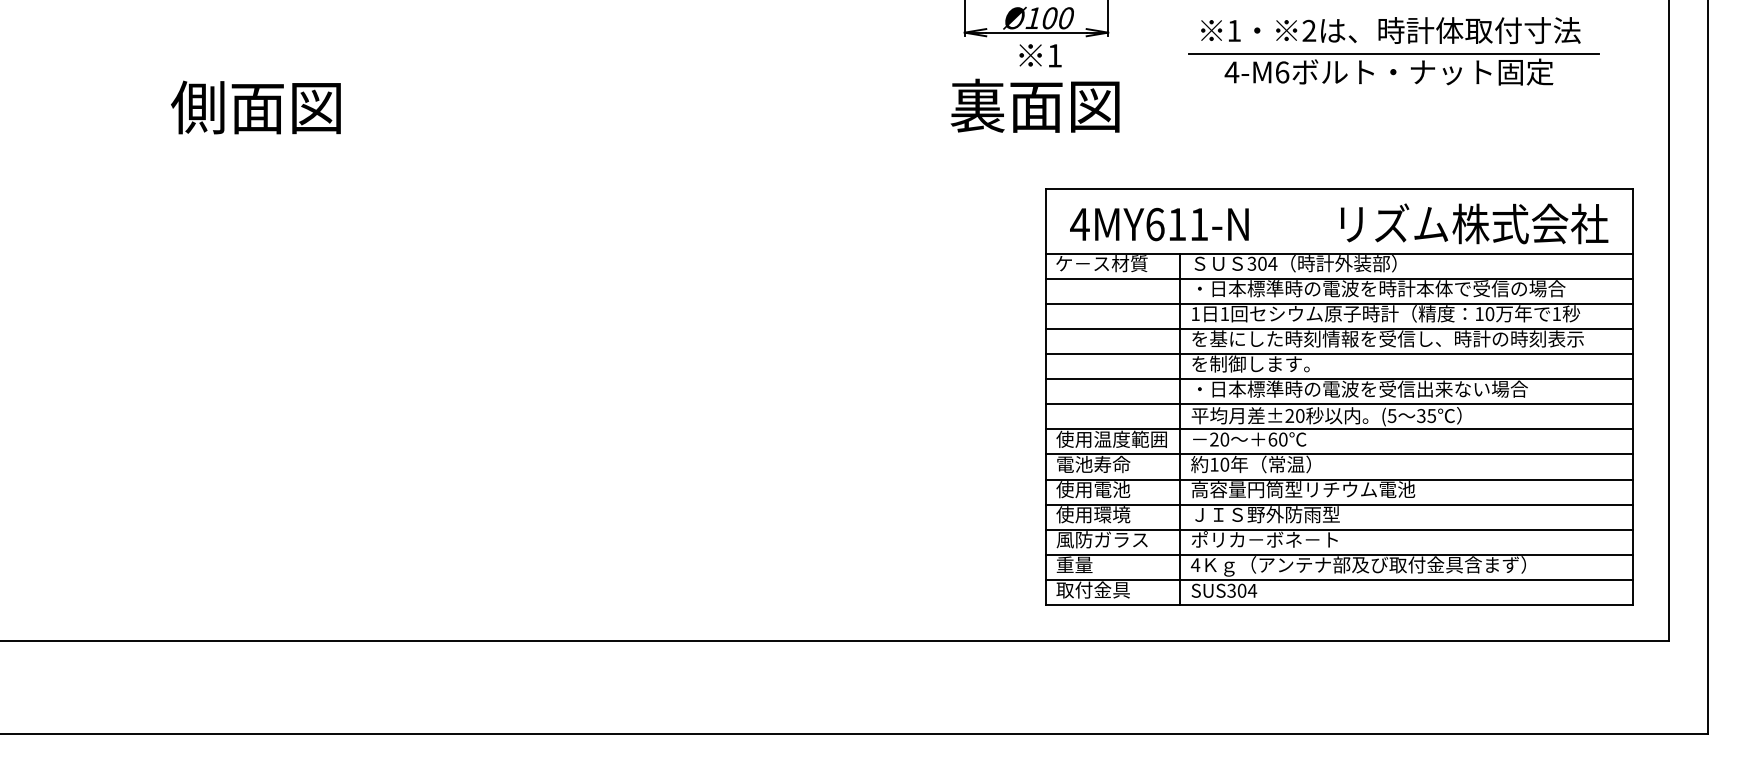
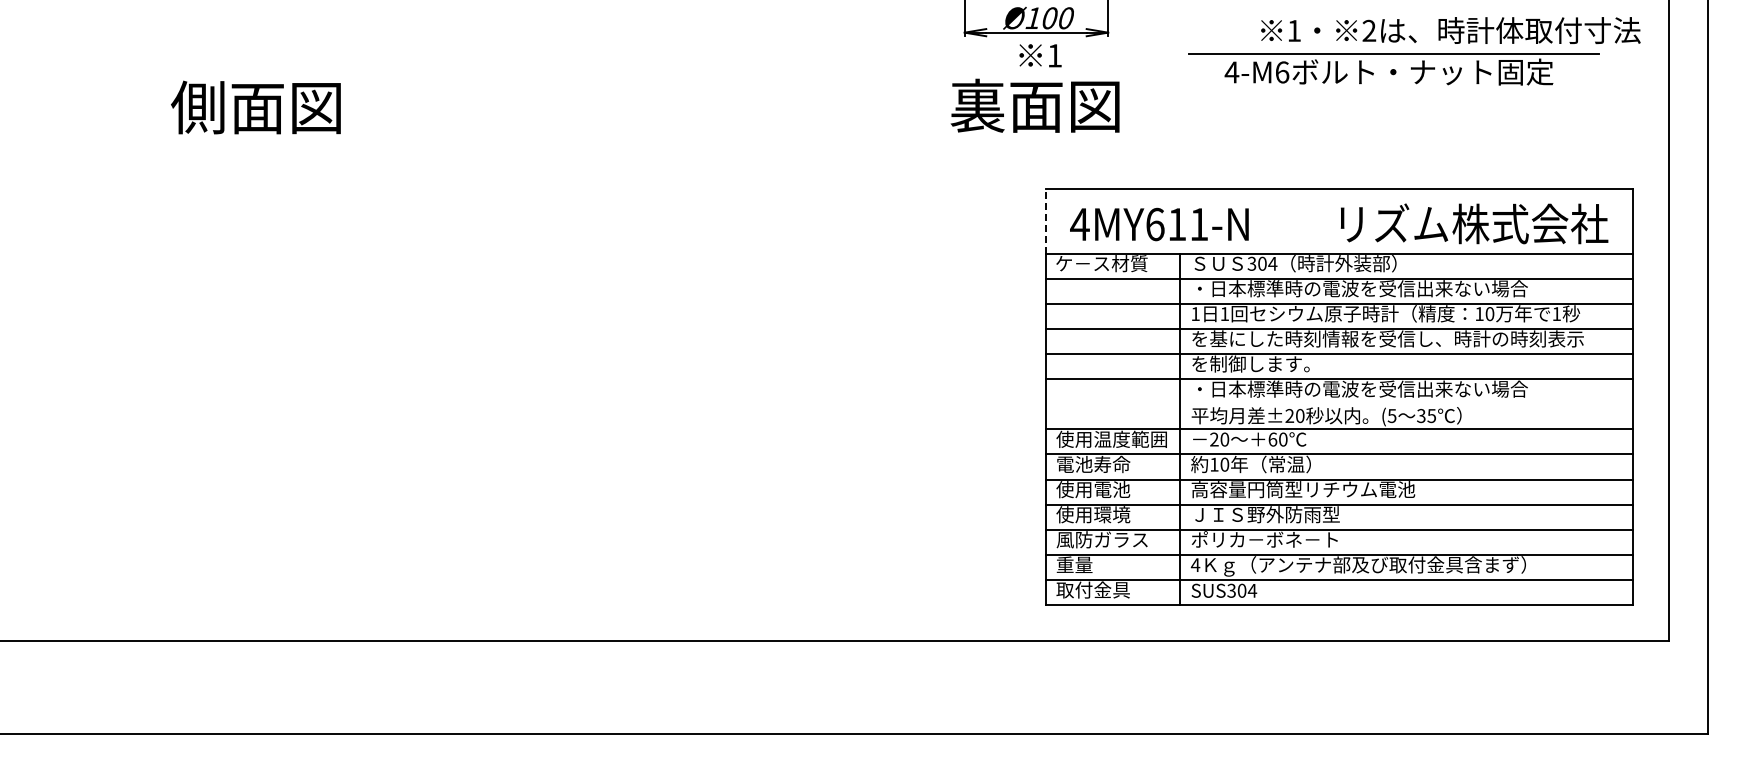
text position: (1390, 30) -> (1450, 30) (1450, 30)
line: solid -> dashed (1045, 220)
text: ・日本標準時の電波を時計本体で受信の場合 -> ・日本標準時の電波を受信出来ない場合 (1472, 288)
line: present -> none (1338, 404)
